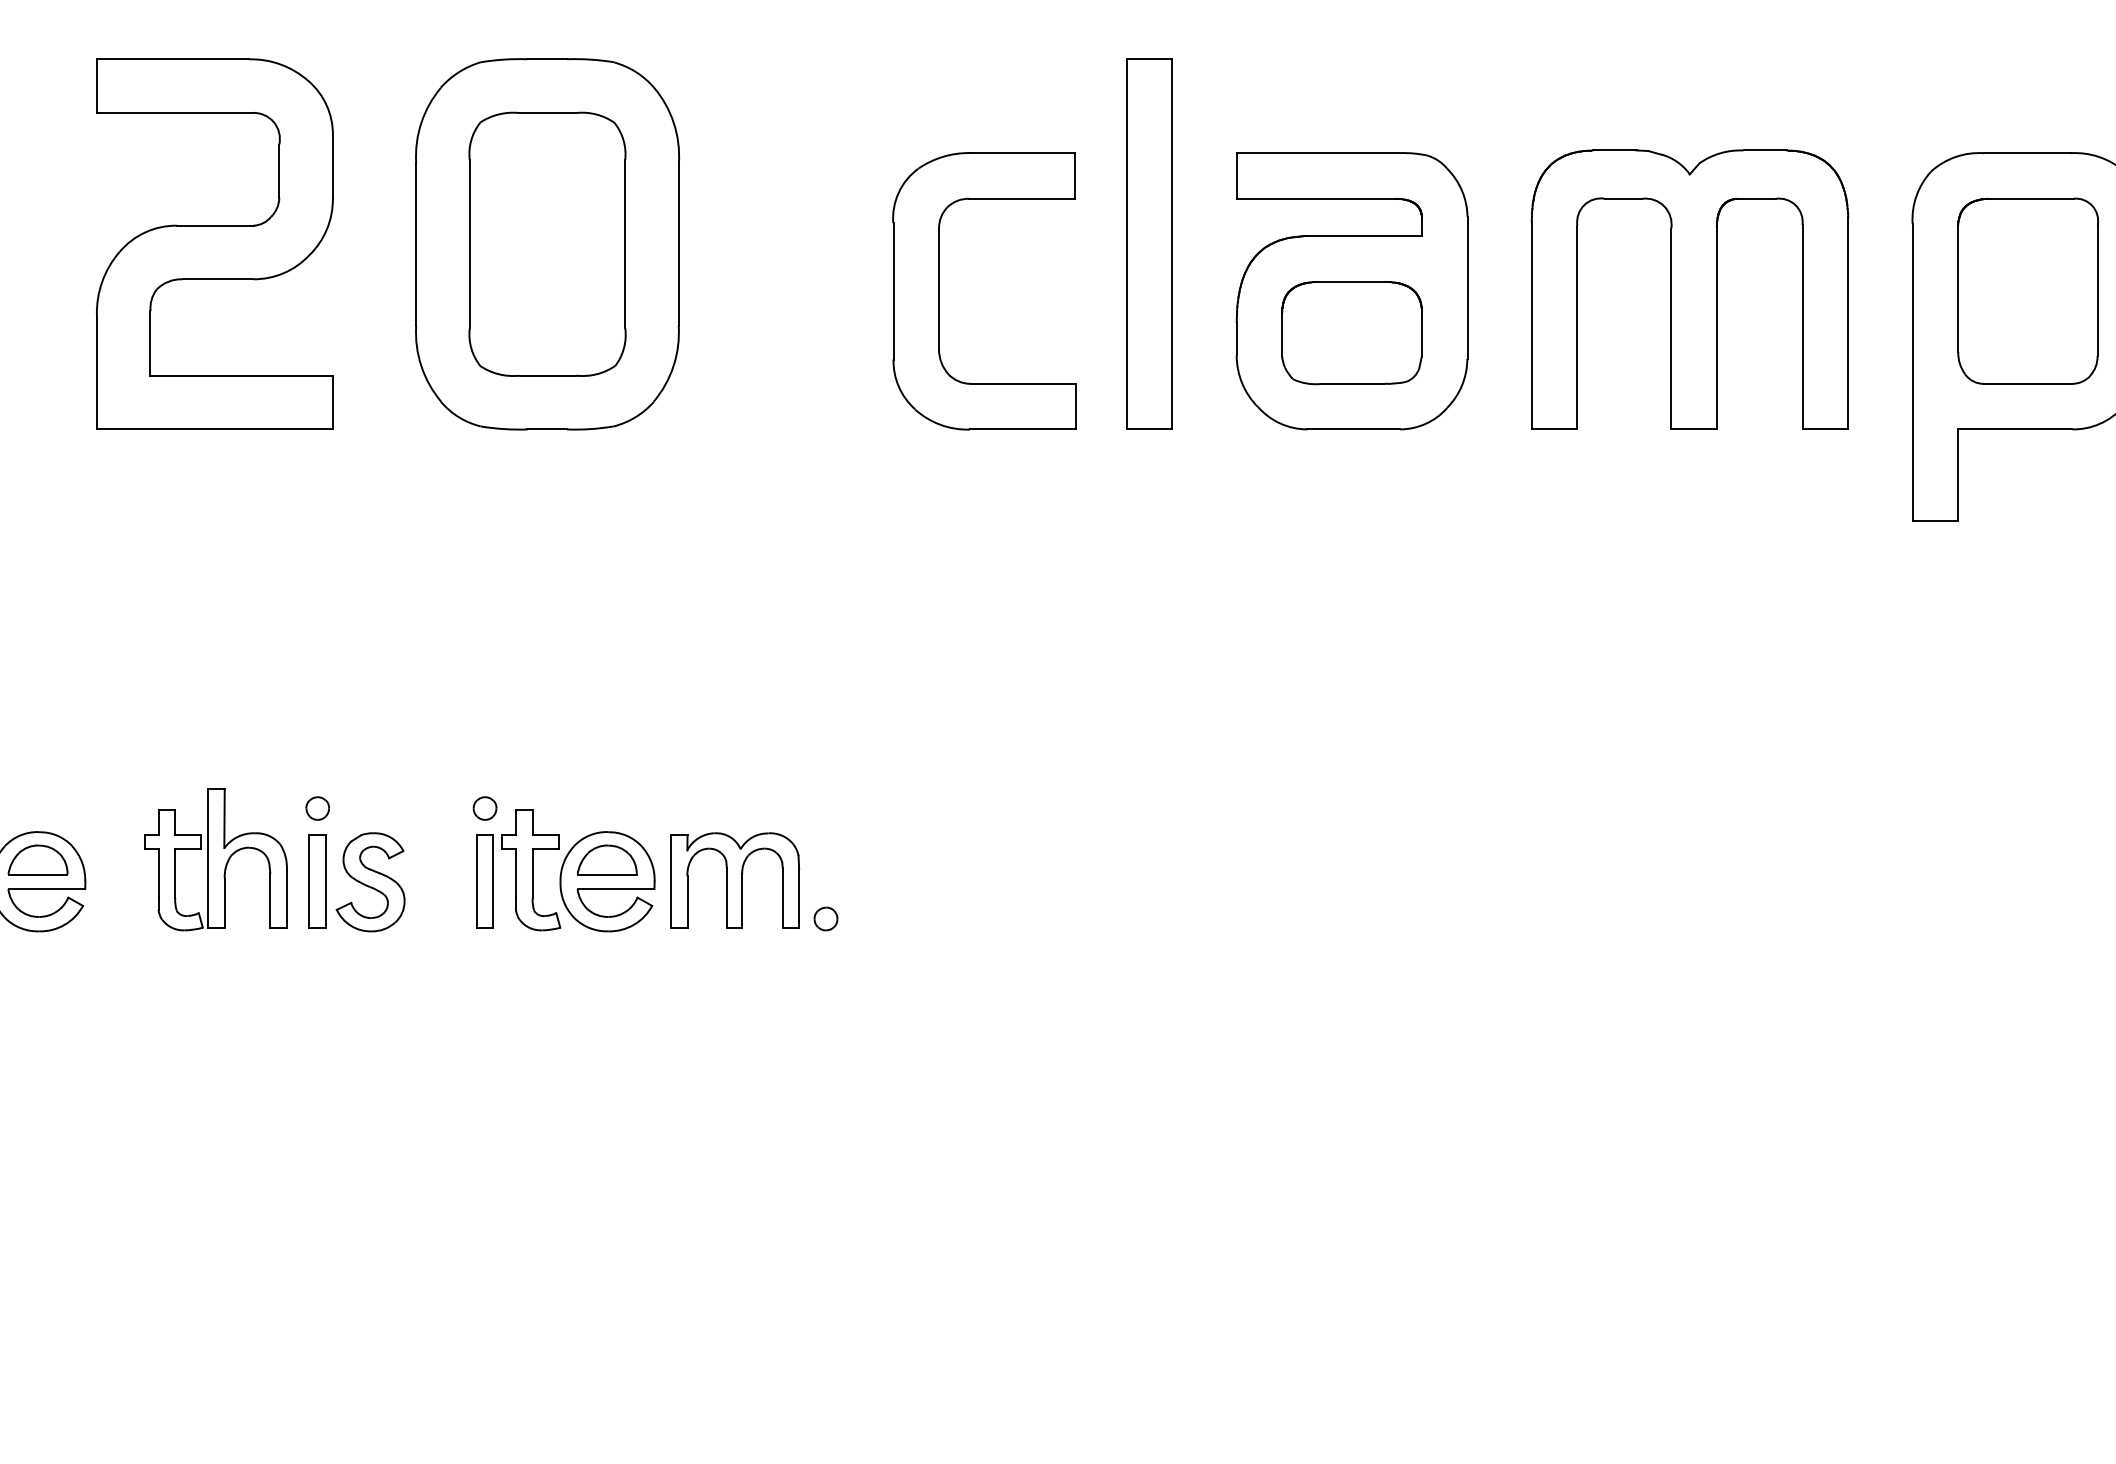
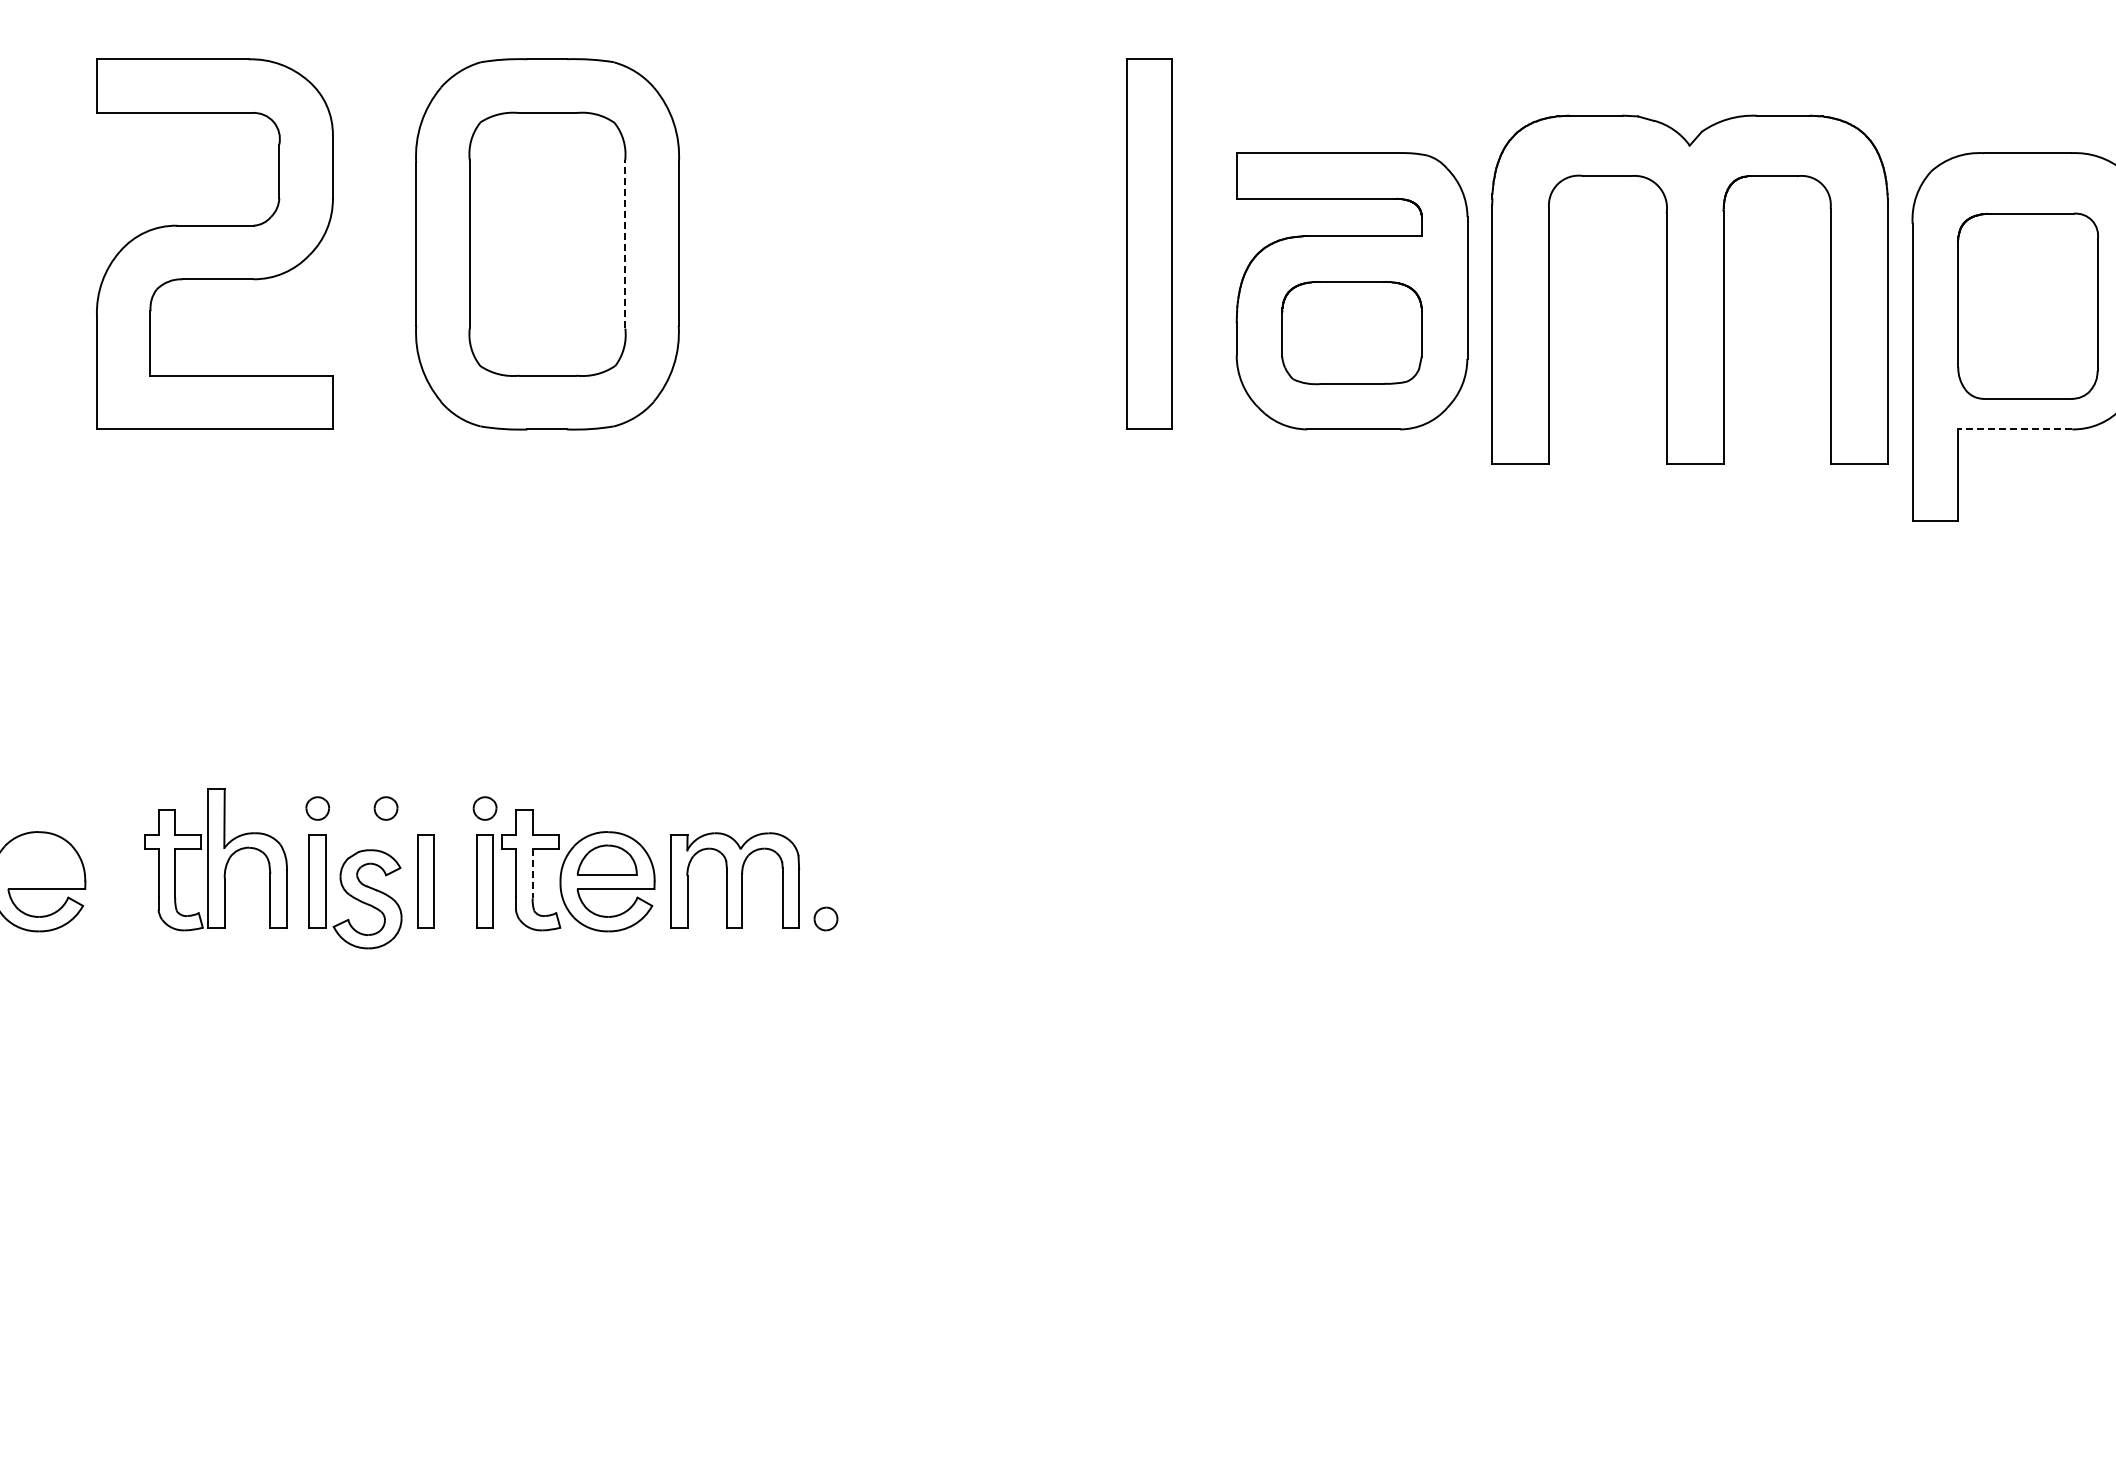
line: solid -> dashed (625, 243)
part size: 320x281 px -> 398x351 px (1689, 289)
part position: (2027, 290) -> (2027, 305) (2027, 305)
part: present -> none (939, 291)
line: solid -> dashed (2014, 429)
part: none -> present (385, 808)
part: present -> none (37, 859)
line: solid -> dashed (532, 873)
part: none -> present (425, 881)
part position: (370, 882) -> (367, 899) (367, 899)
